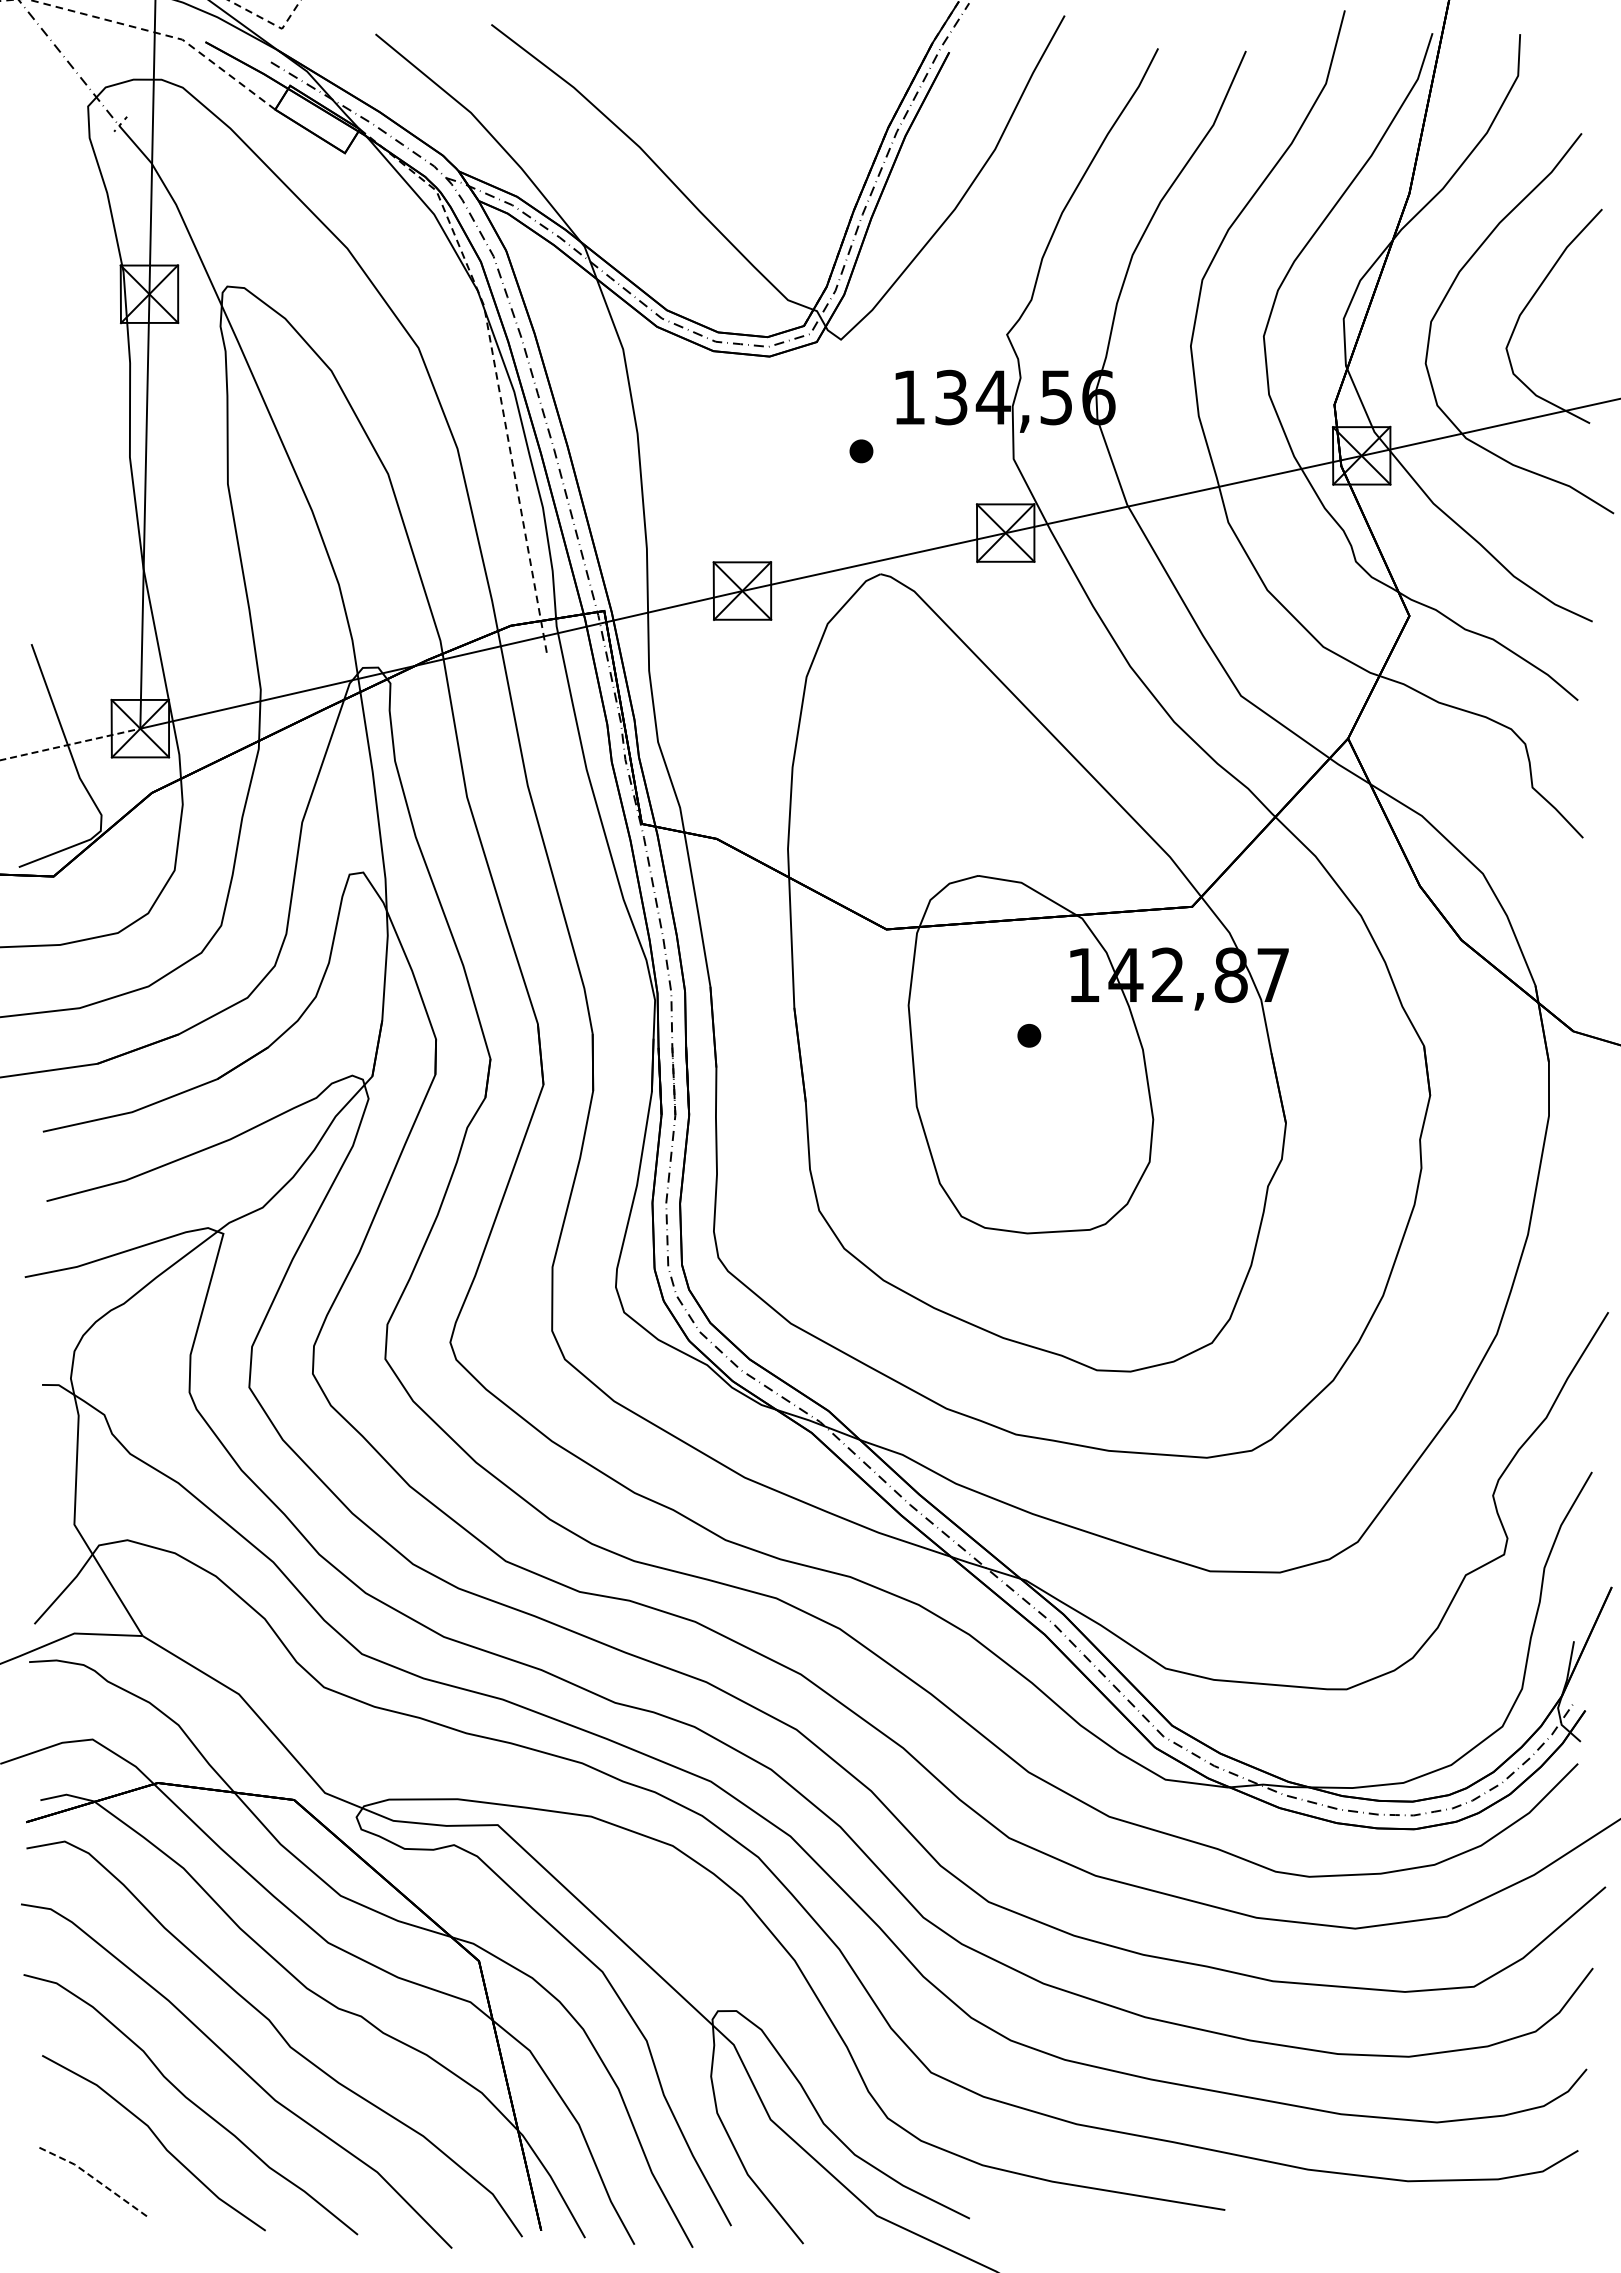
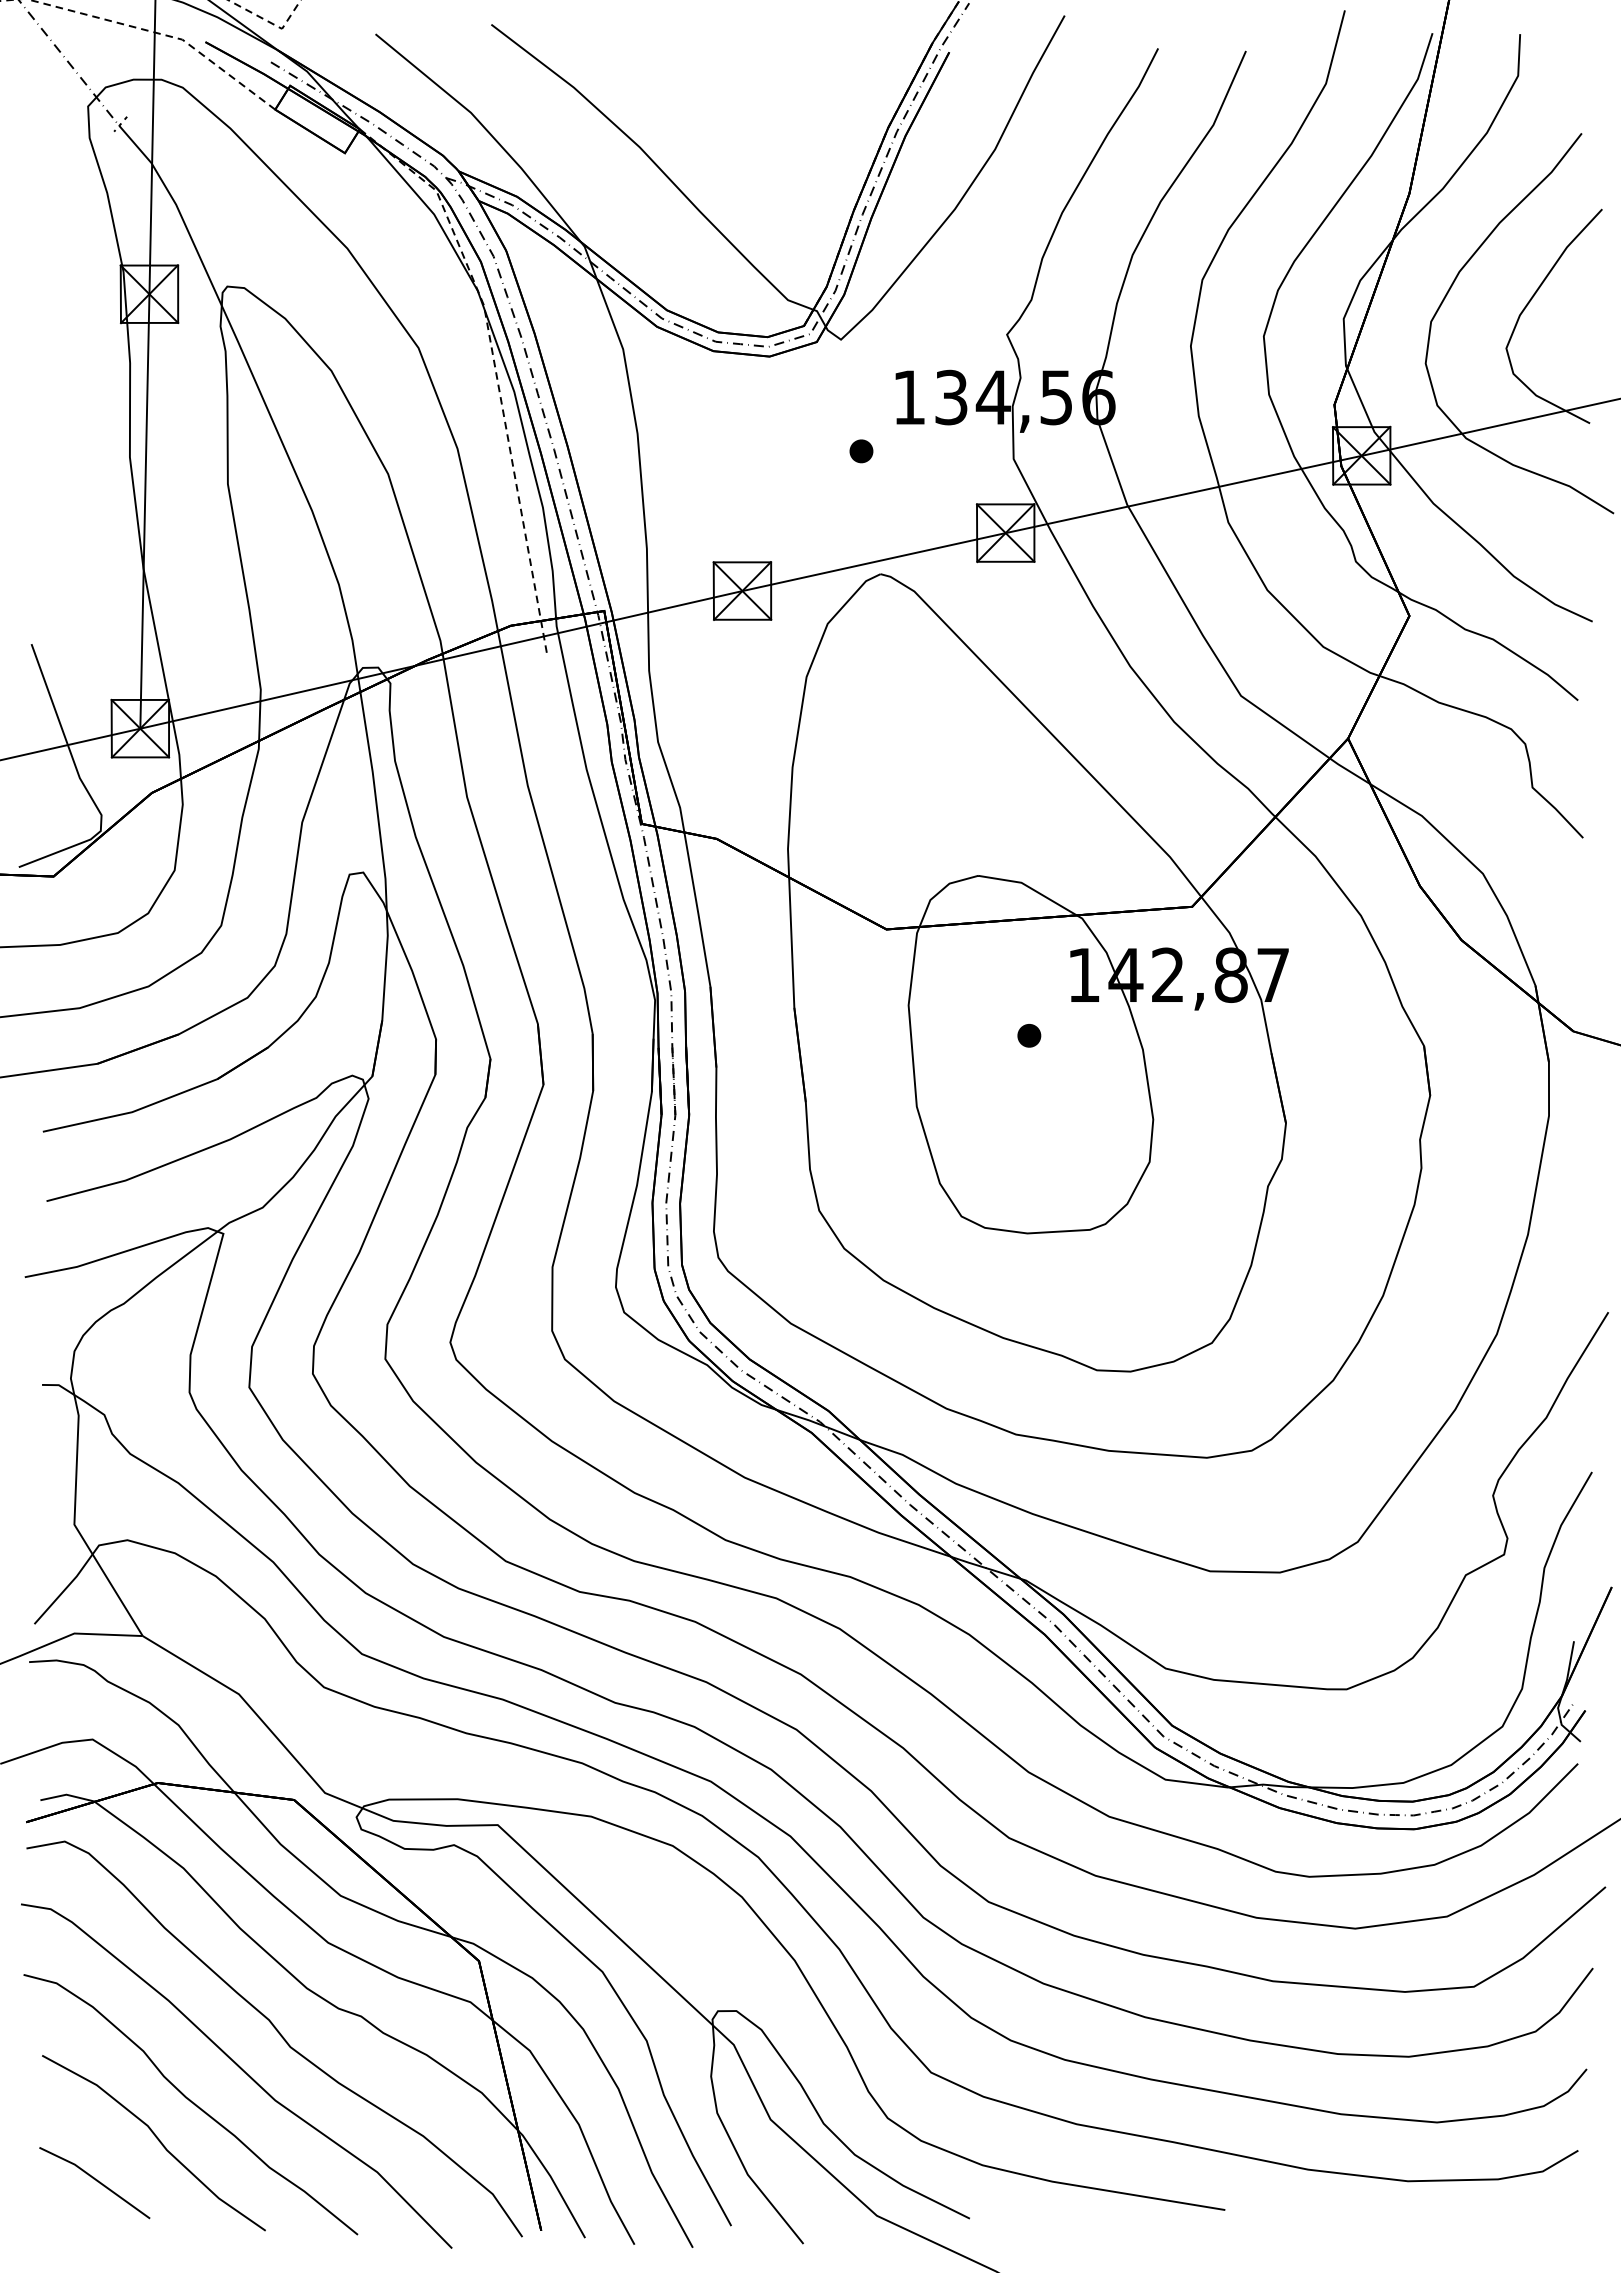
line: dashed -> solid (71, 744)
line: dashed -> solid (95, 2179)
